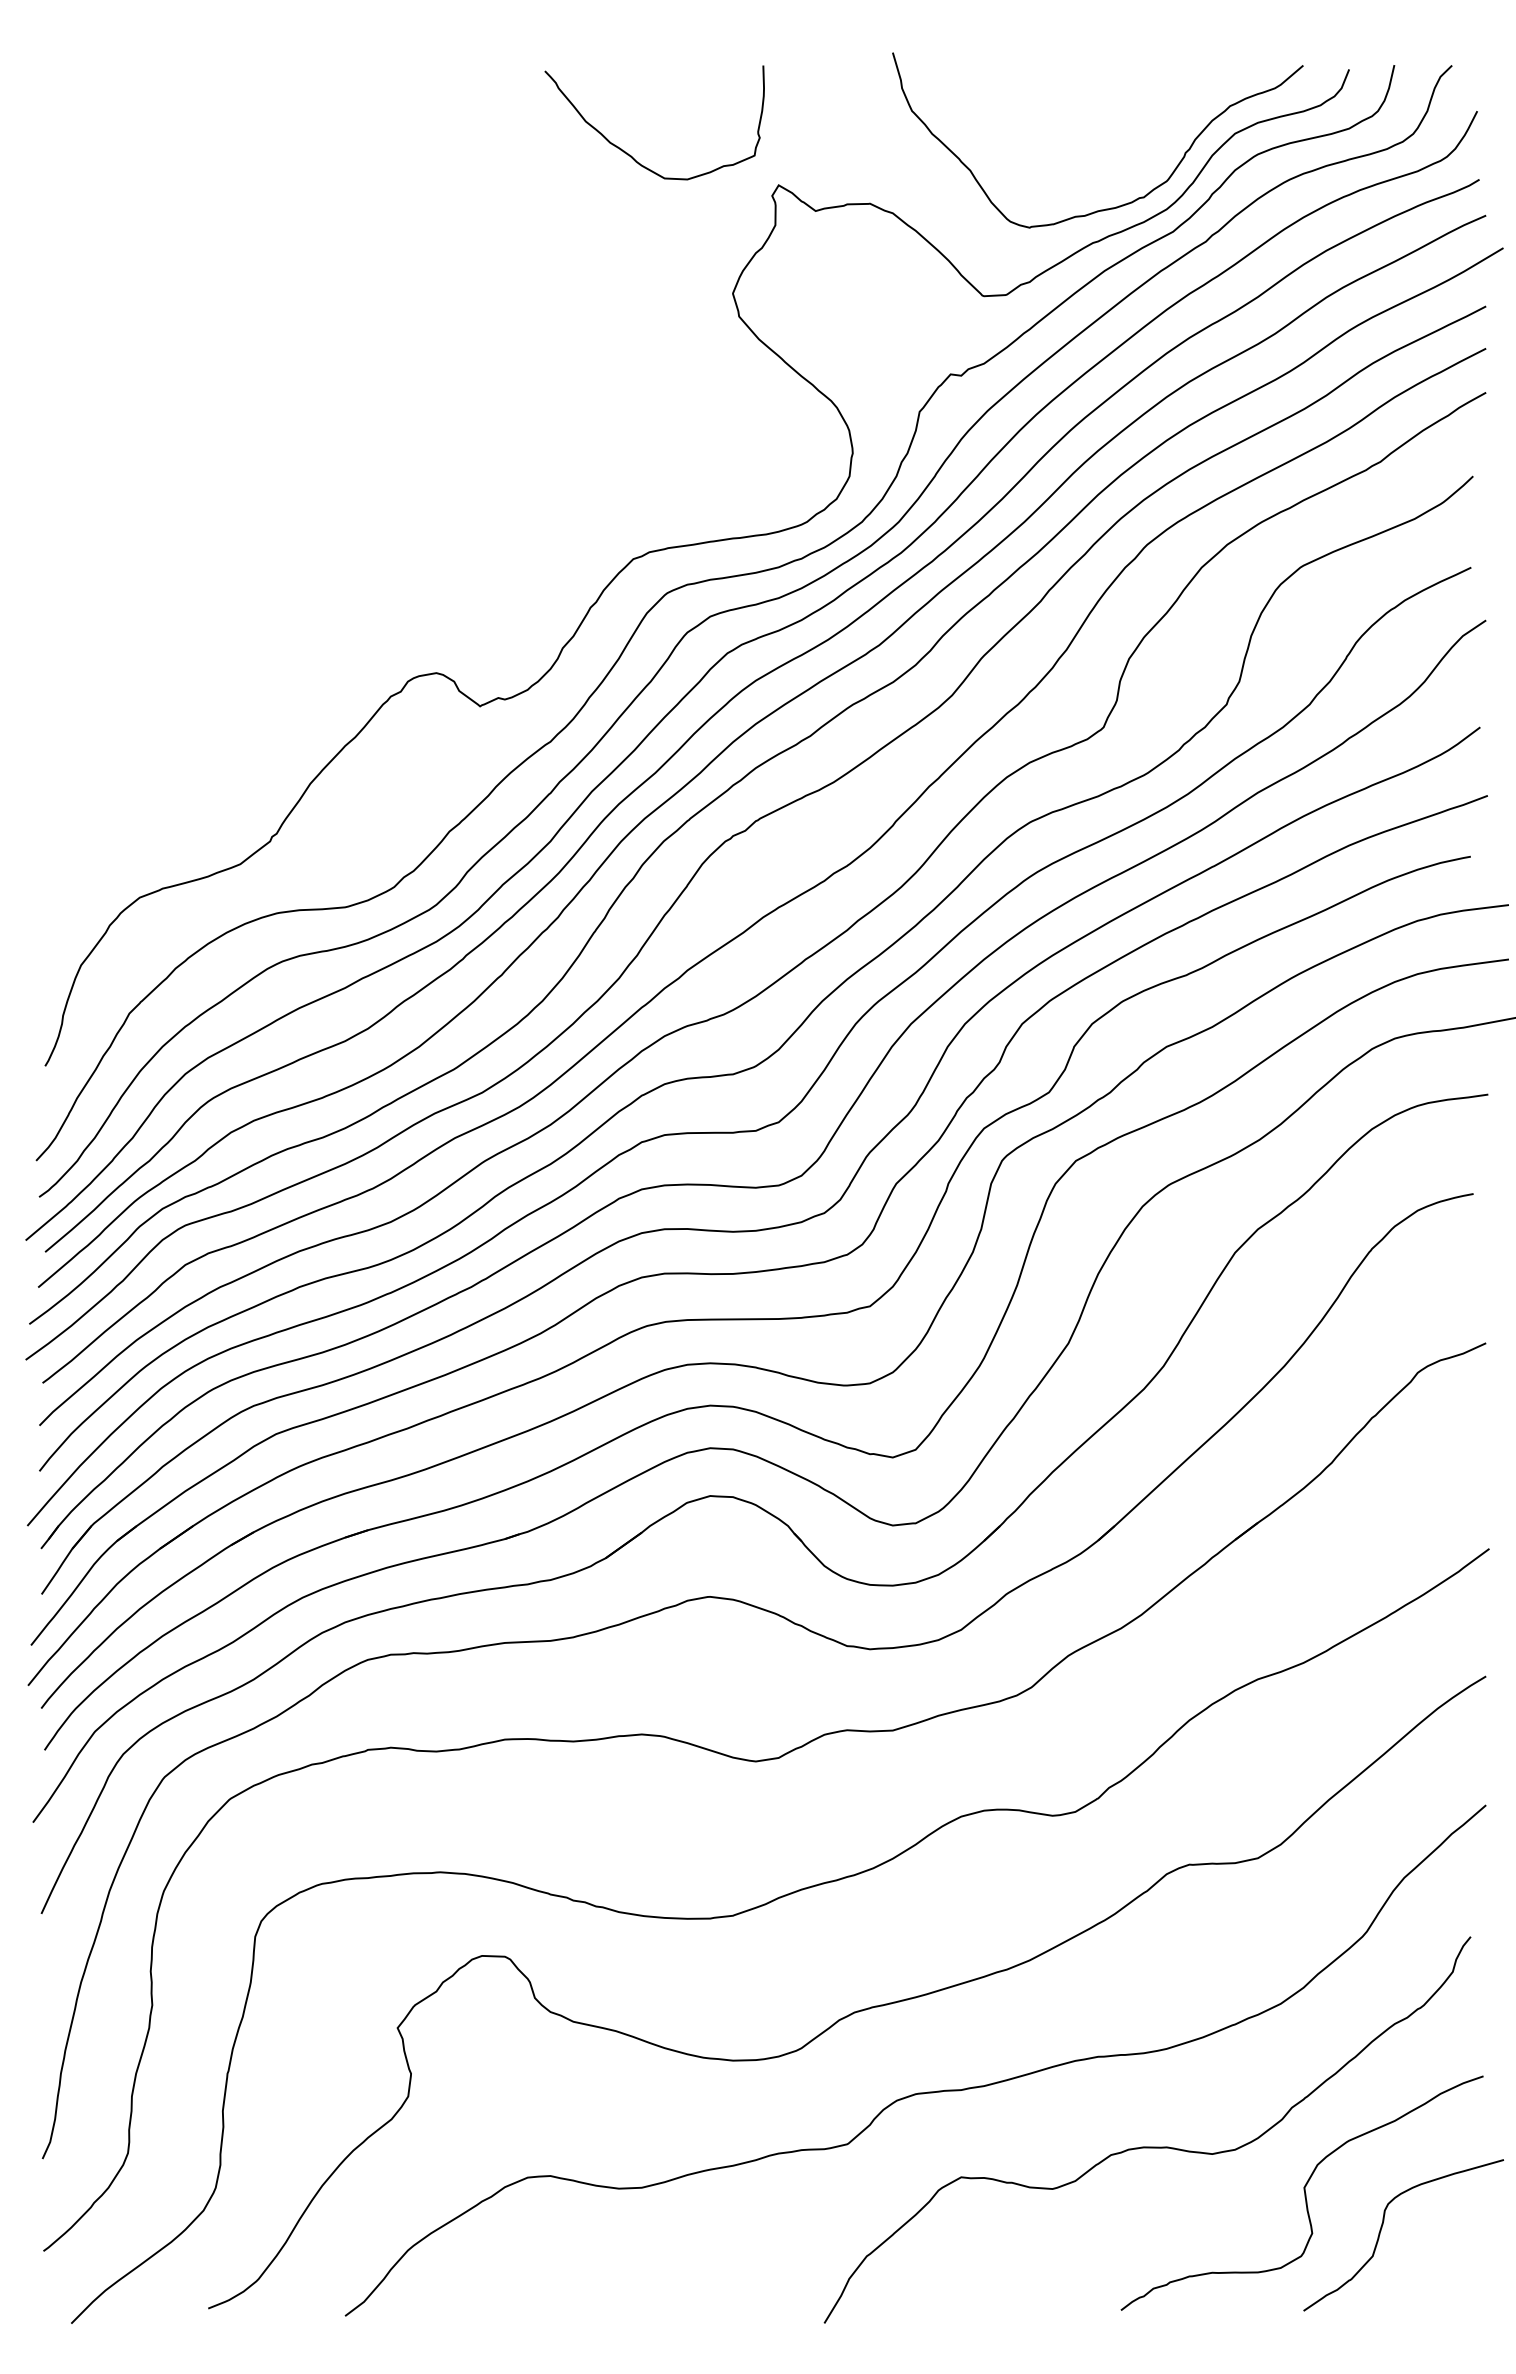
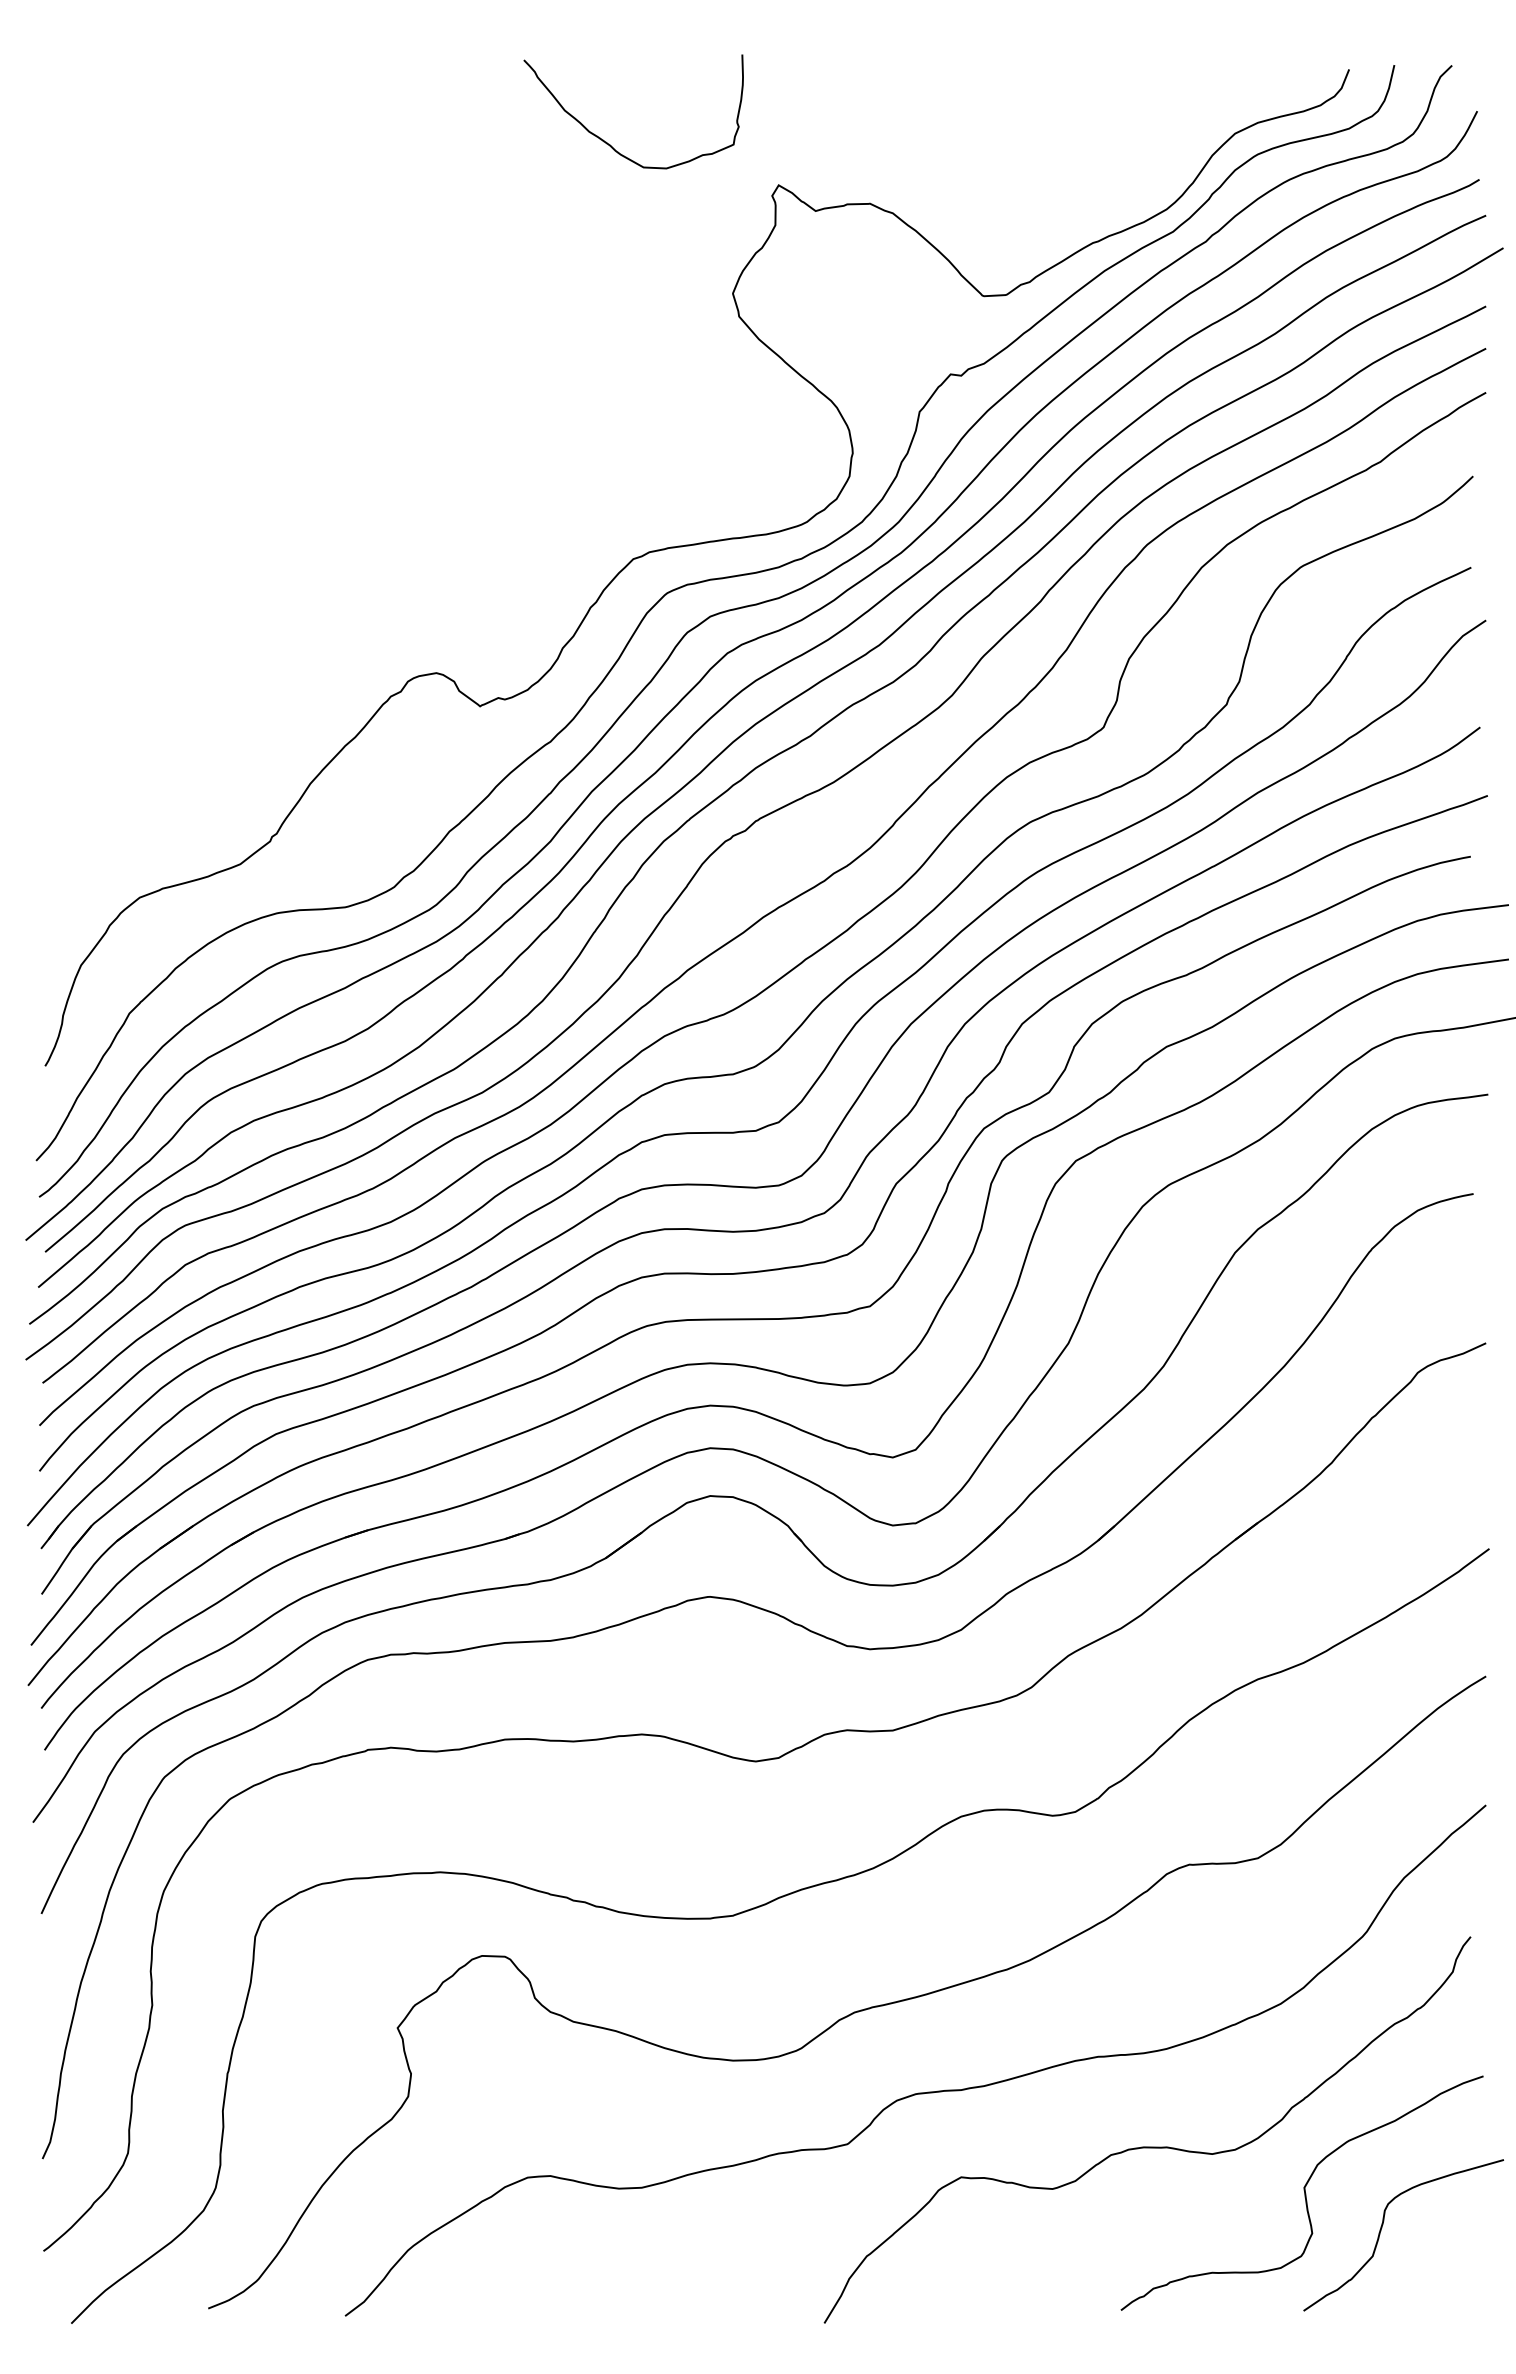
curve position: (631, 155) -> (610, 144) (610, 144)
curve: present -> none (1111, 207)
